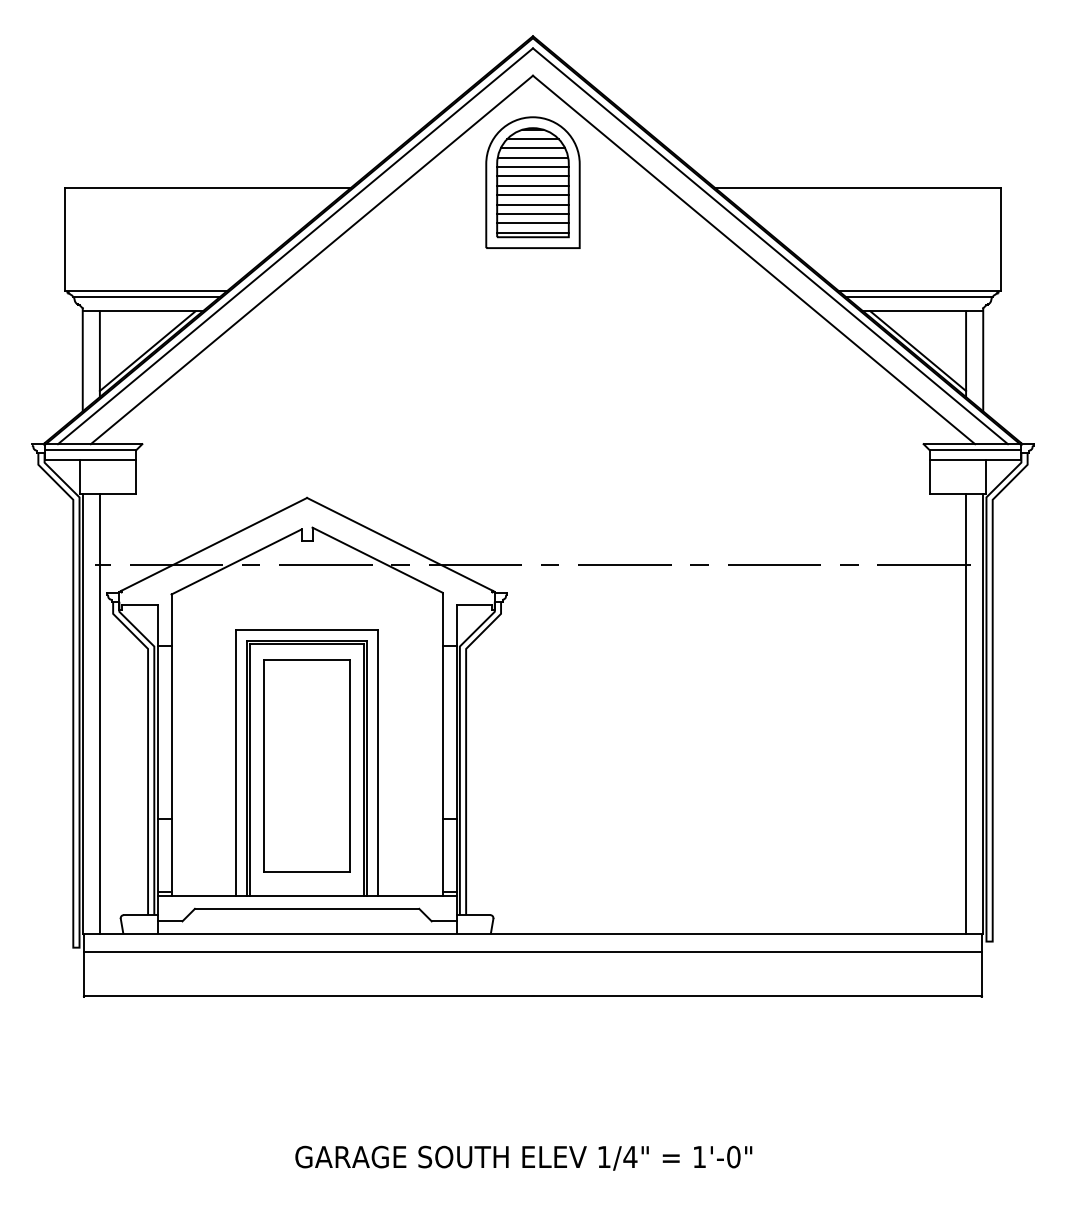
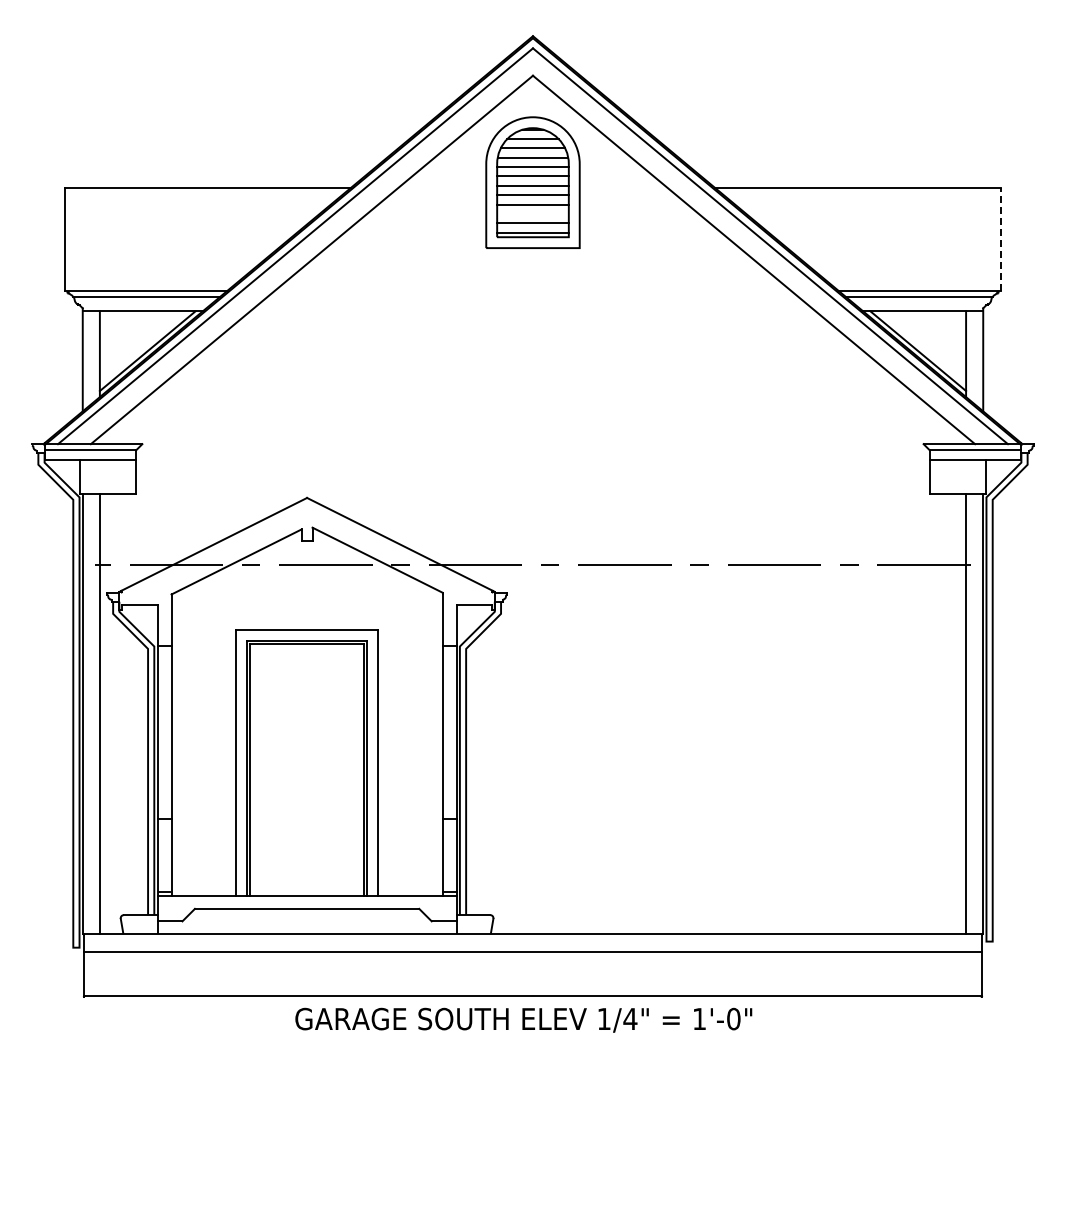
line: present -> none (532, 213)
line: solid -> dashed (1000, 239)
part: present -> none (306, 765)
text position: (523, 1157) -> (523, 1019) (523, 1019)
